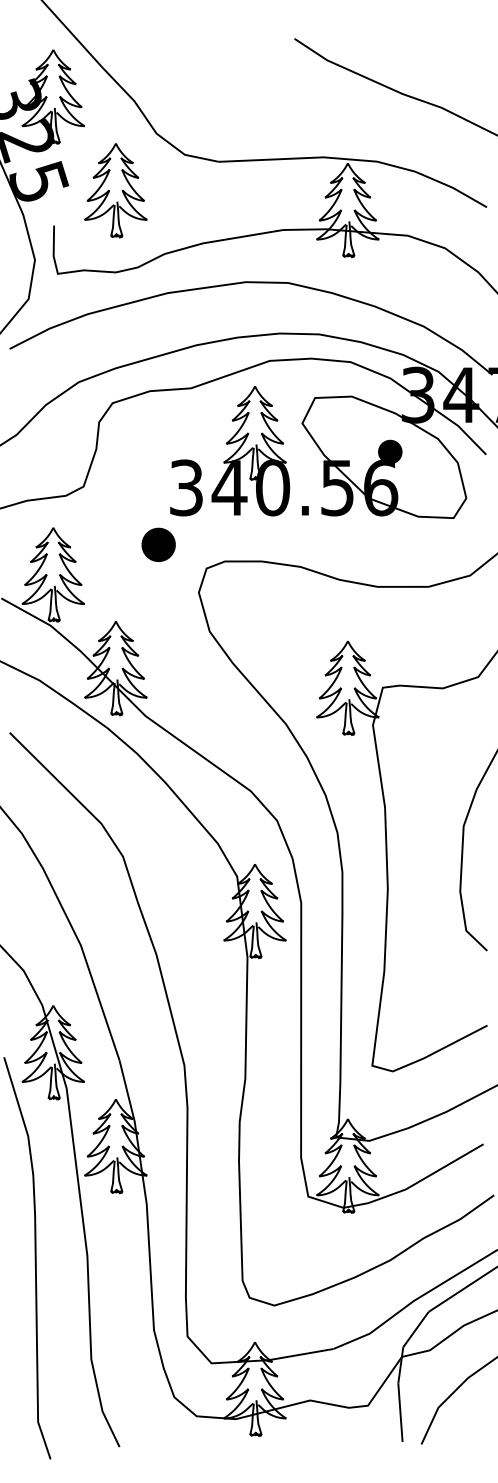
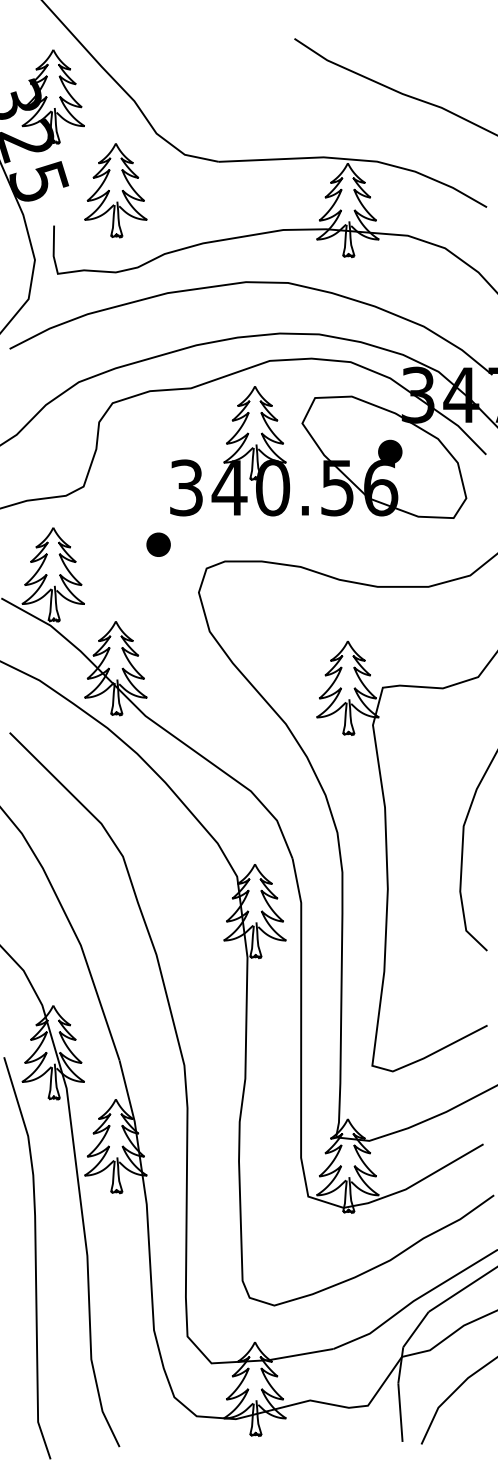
part size: 35x35 px -> 25x25 px (158, 544)
